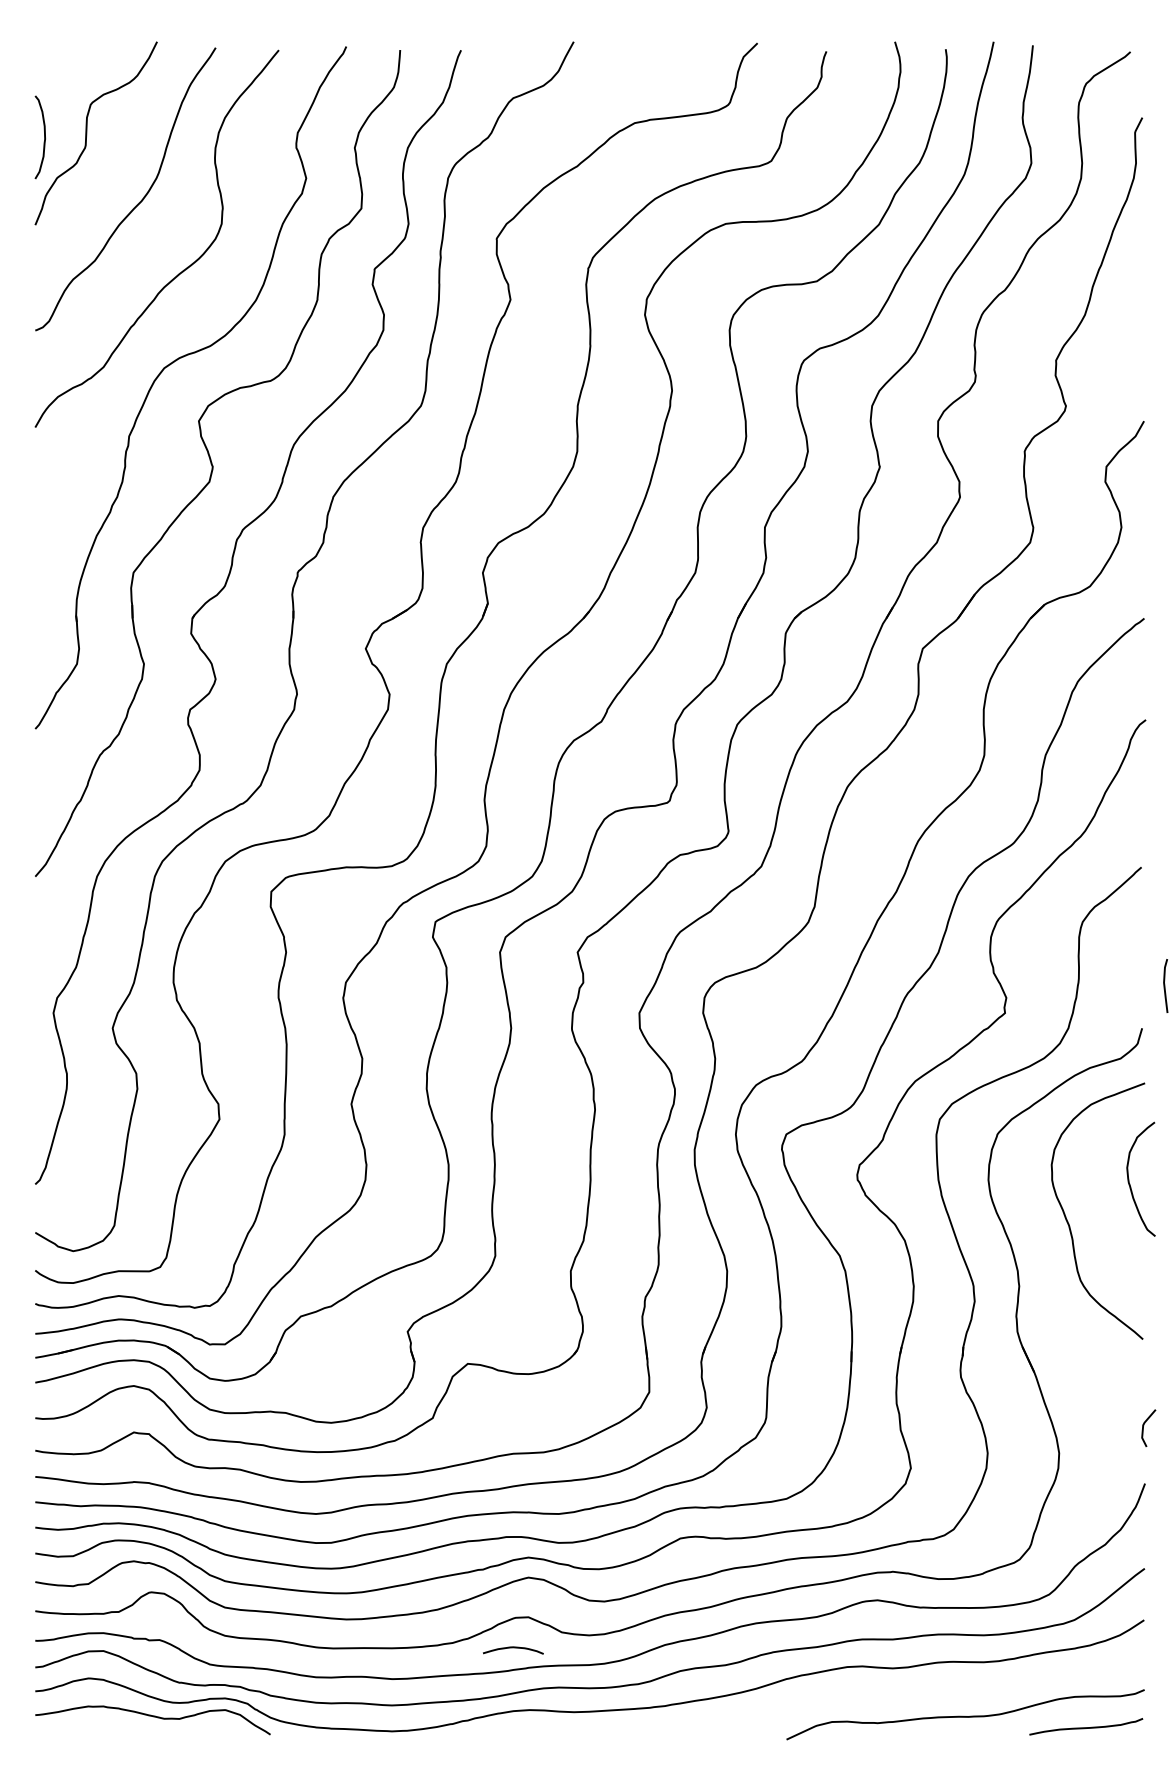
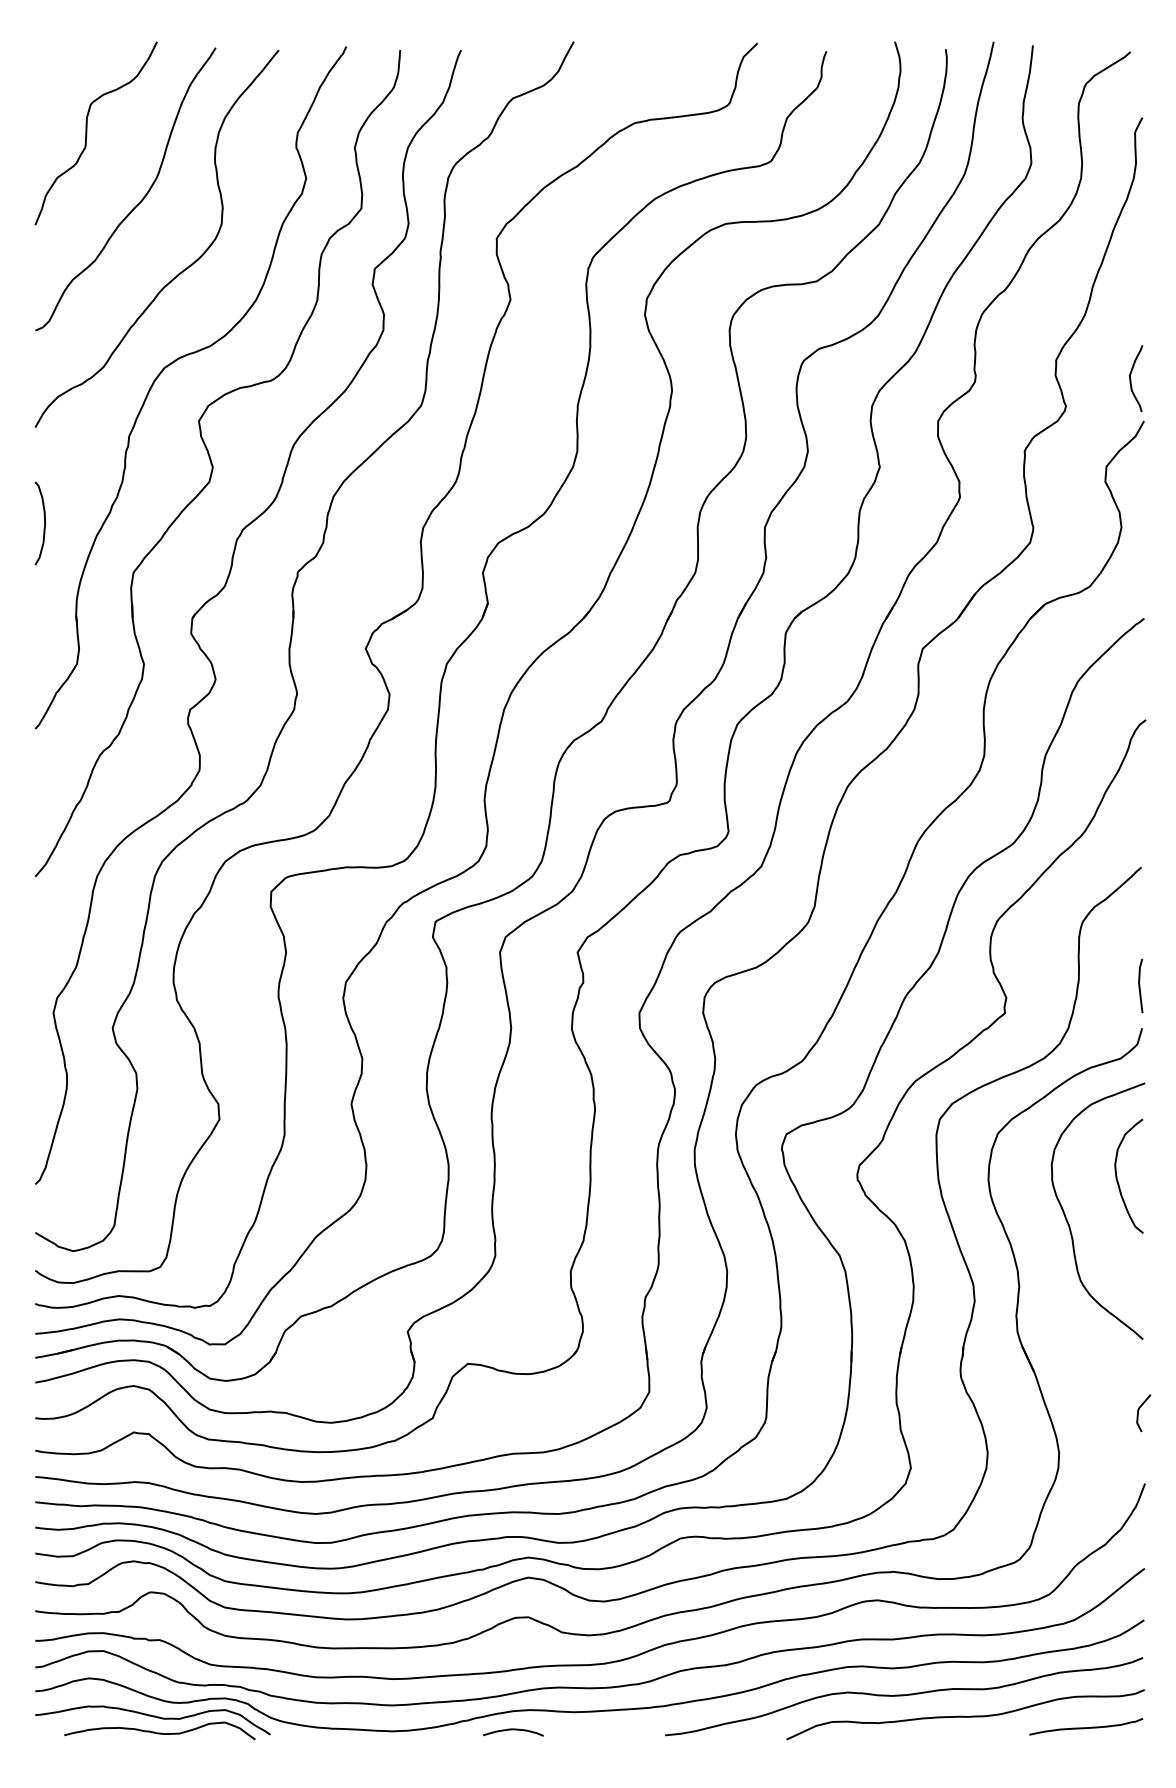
curve position: (44, 137) -> (44, 523) (44, 523)
curve: none -> present (1131, 379)
line position: (1165, 985) -> (1140, 985) (1140, 985)
curve position: (1129, 1178) -> (1117, 1175) (1117, 1175)
line position: (1144, 1425) -> (1139, 1410) (1139, 1410)
curve position: (513, 1648) -> (513, 1730) (513, 1730)
curve: none -> present (904, 1695)
curve: none -> present (159, 1732)
